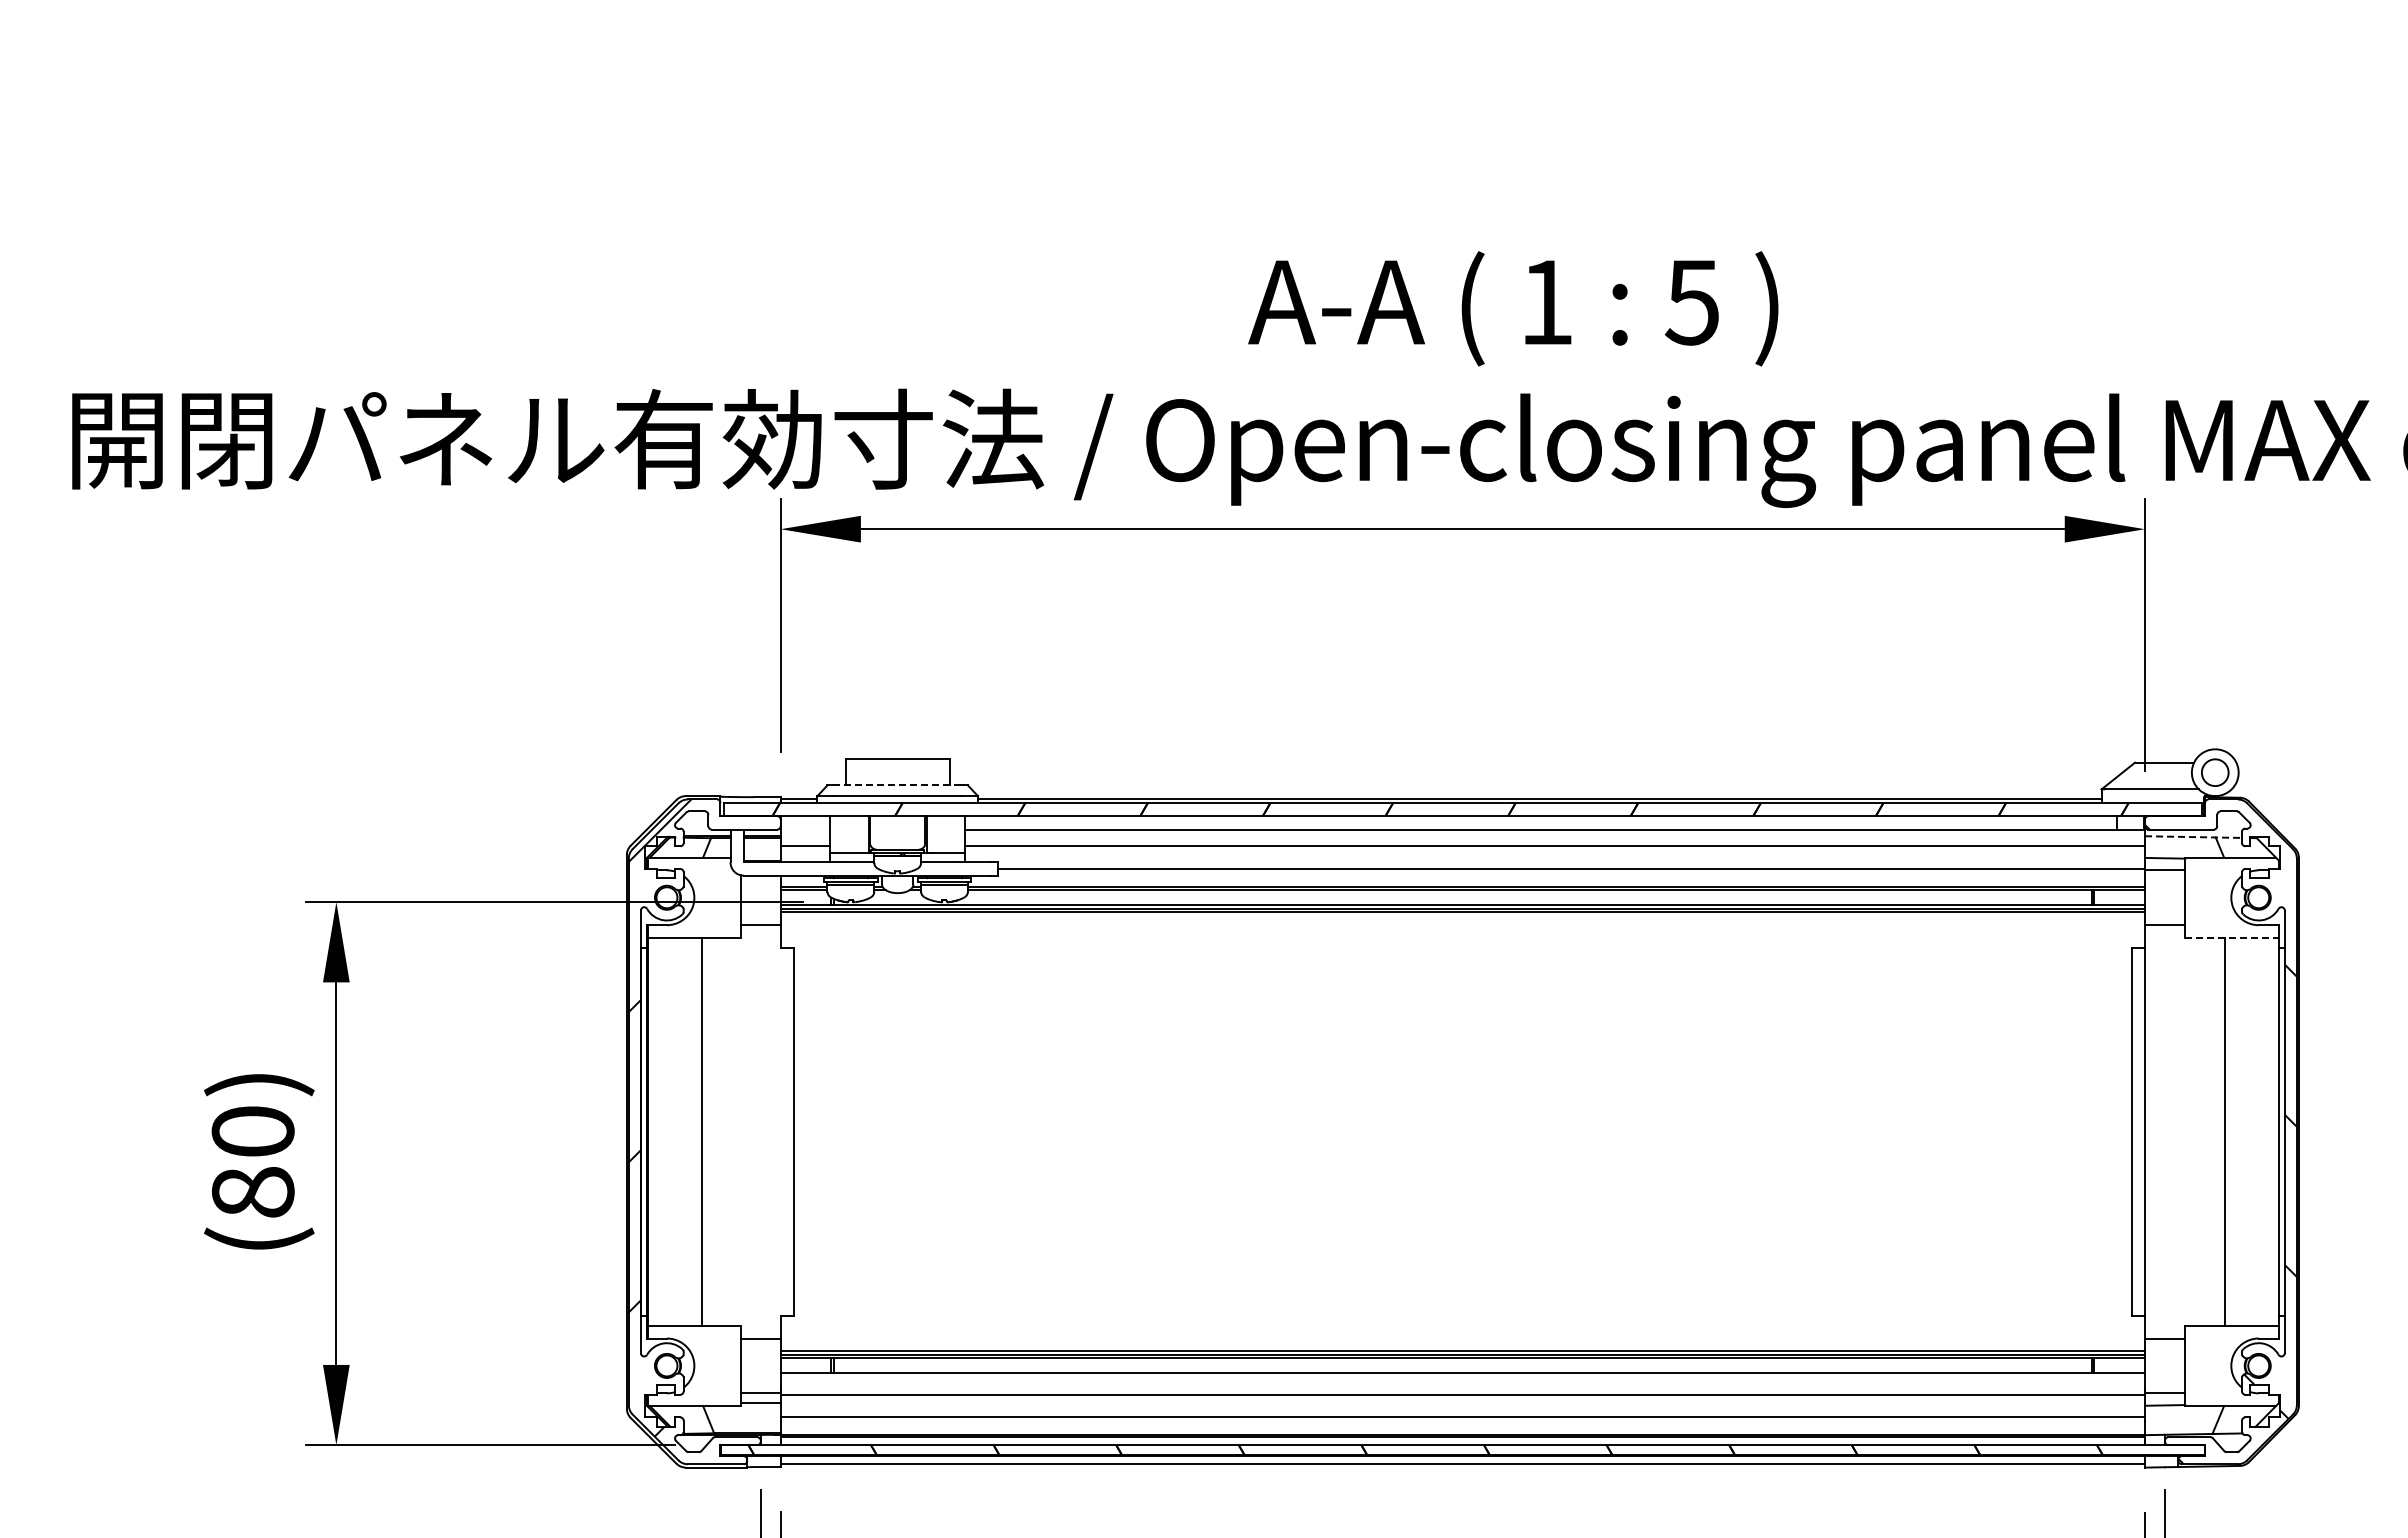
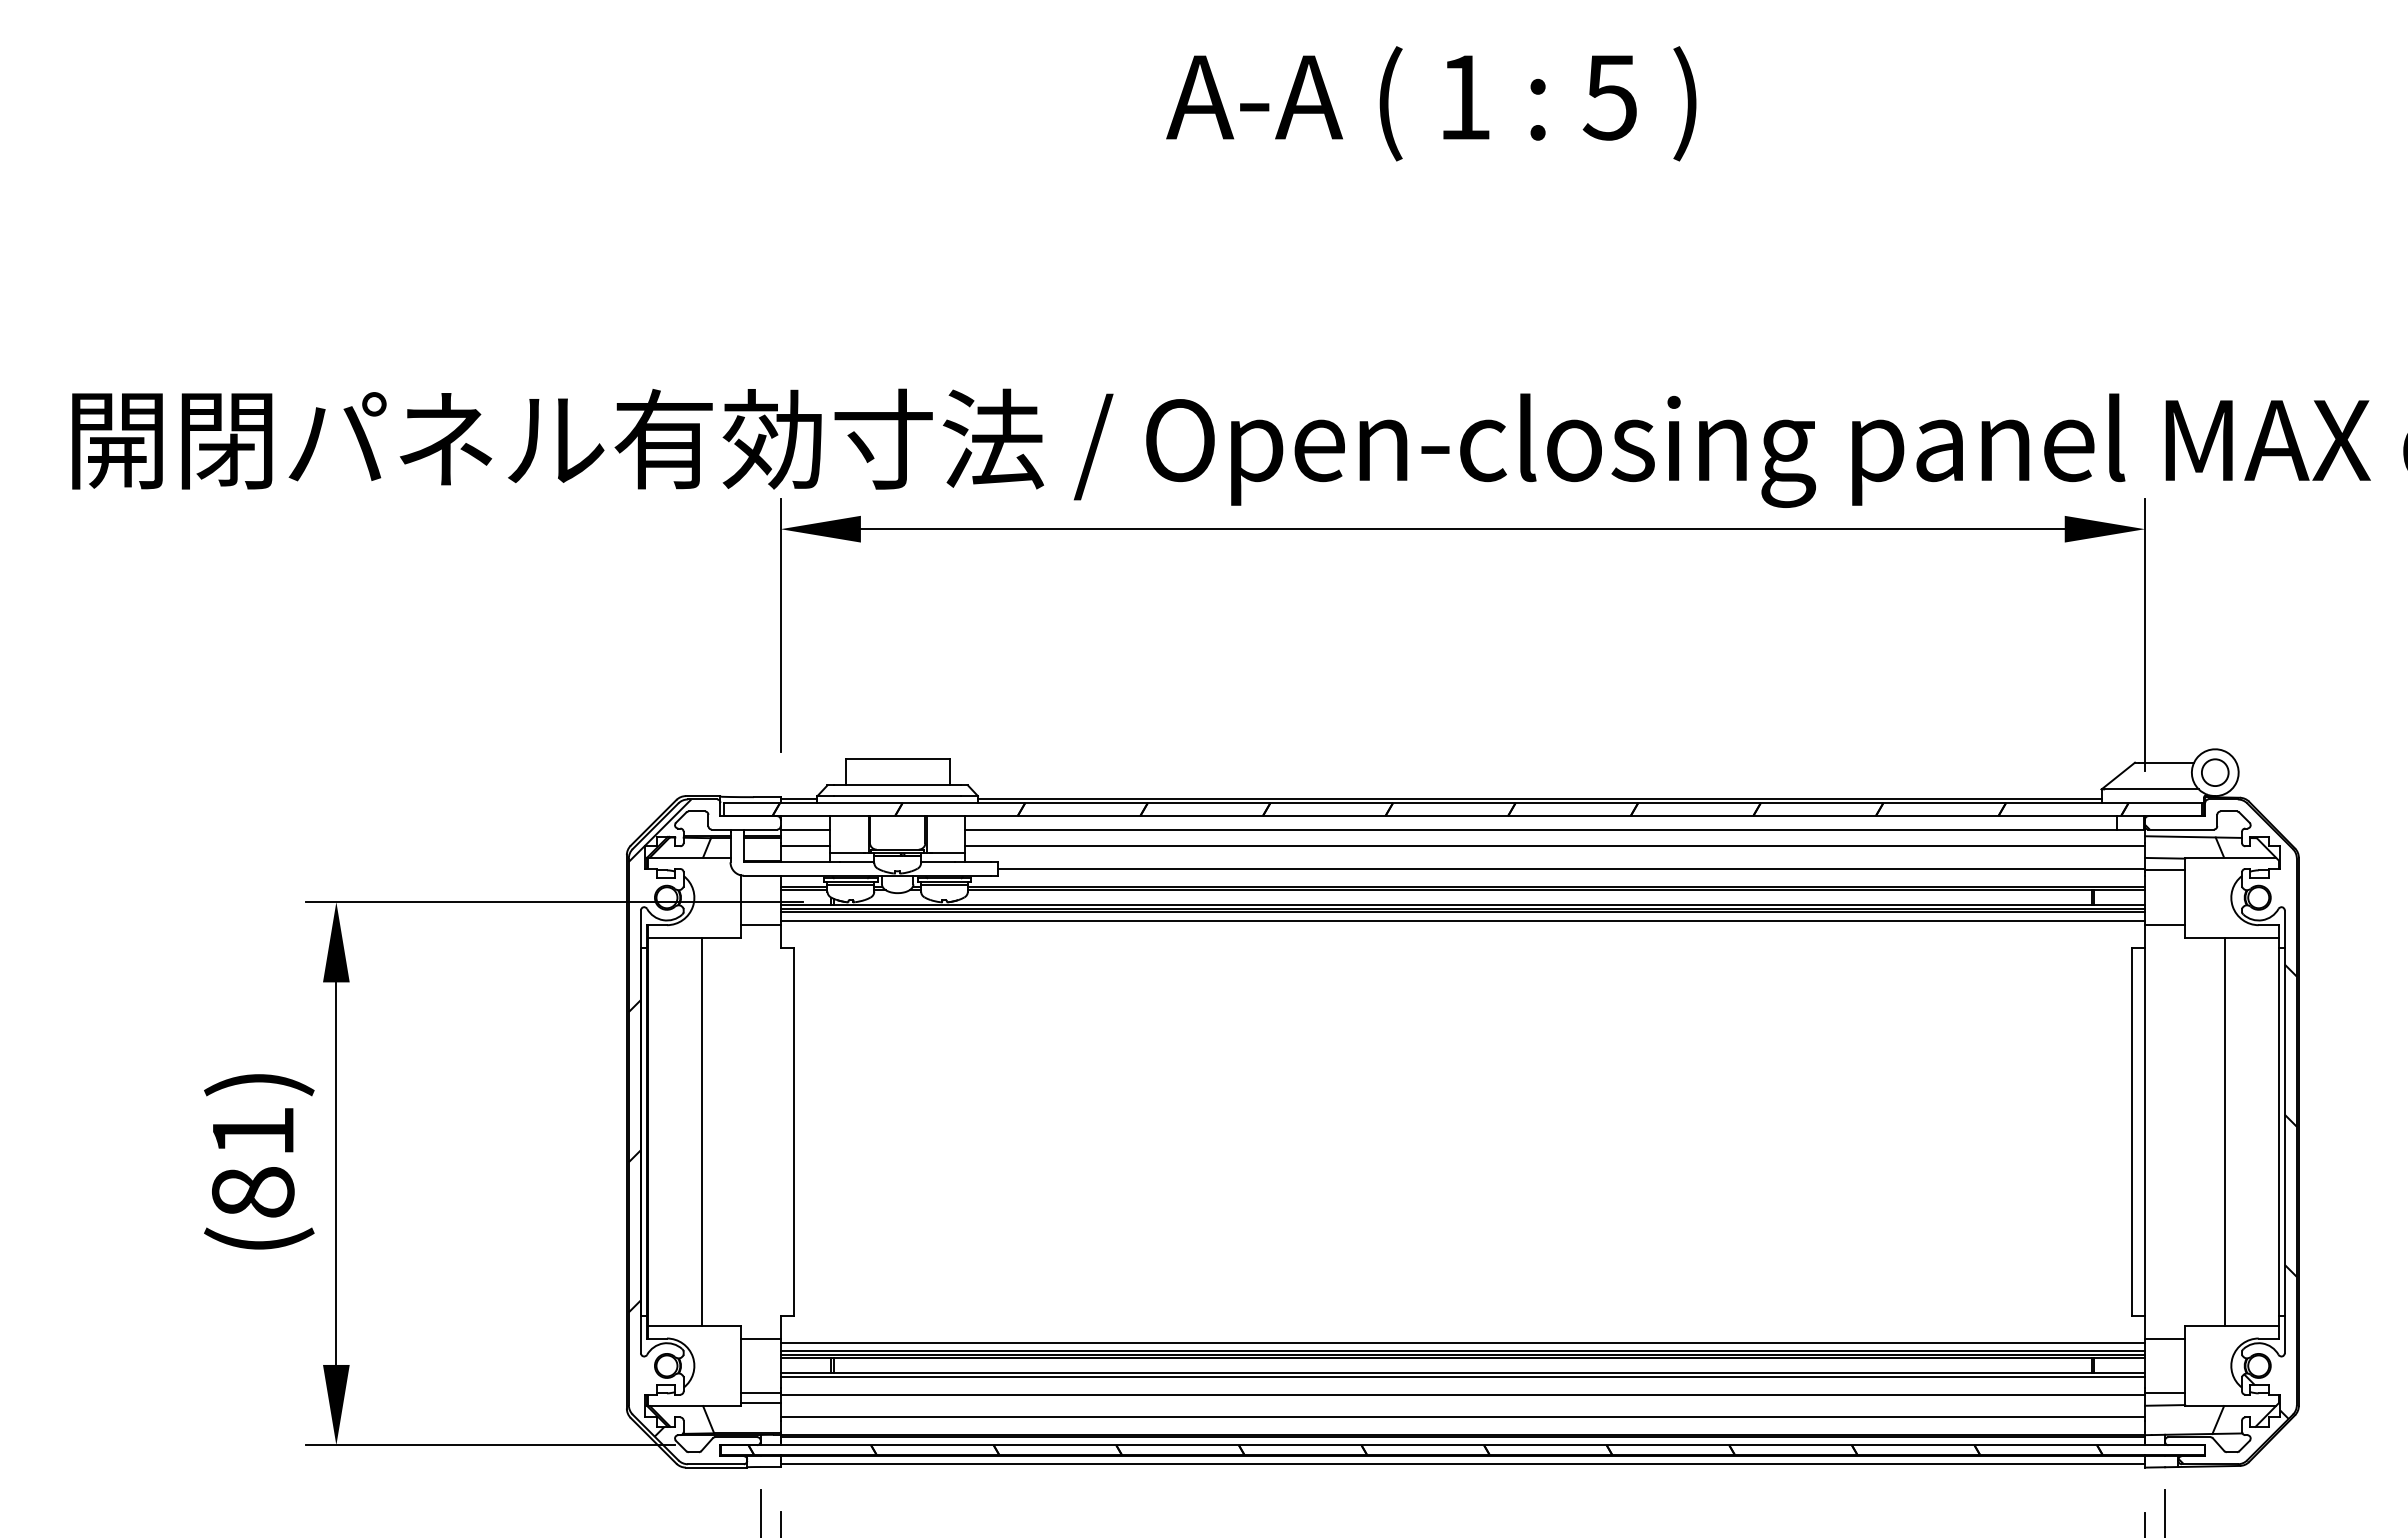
text position: (1513, 308) -> (1431, 103) (1431, 103)
line: dashed -> solid (897, 785)
line: none -> present (805, 829)
line: dashed -> solid (2194, 837)
line: none -> present (1462, 920)
line: dashed -> solid (2231, 937)
text: (80) -> (81) (252, 1131)
line: none -> present (1462, 1343)
line: none -> present (1462, 1377)
